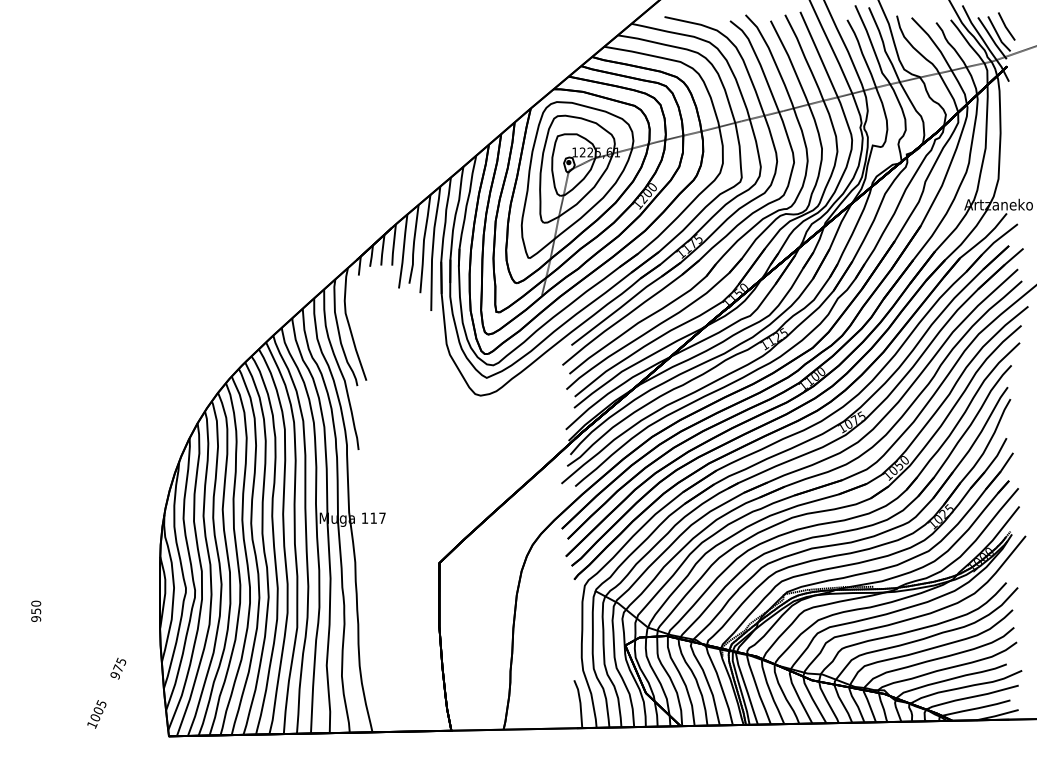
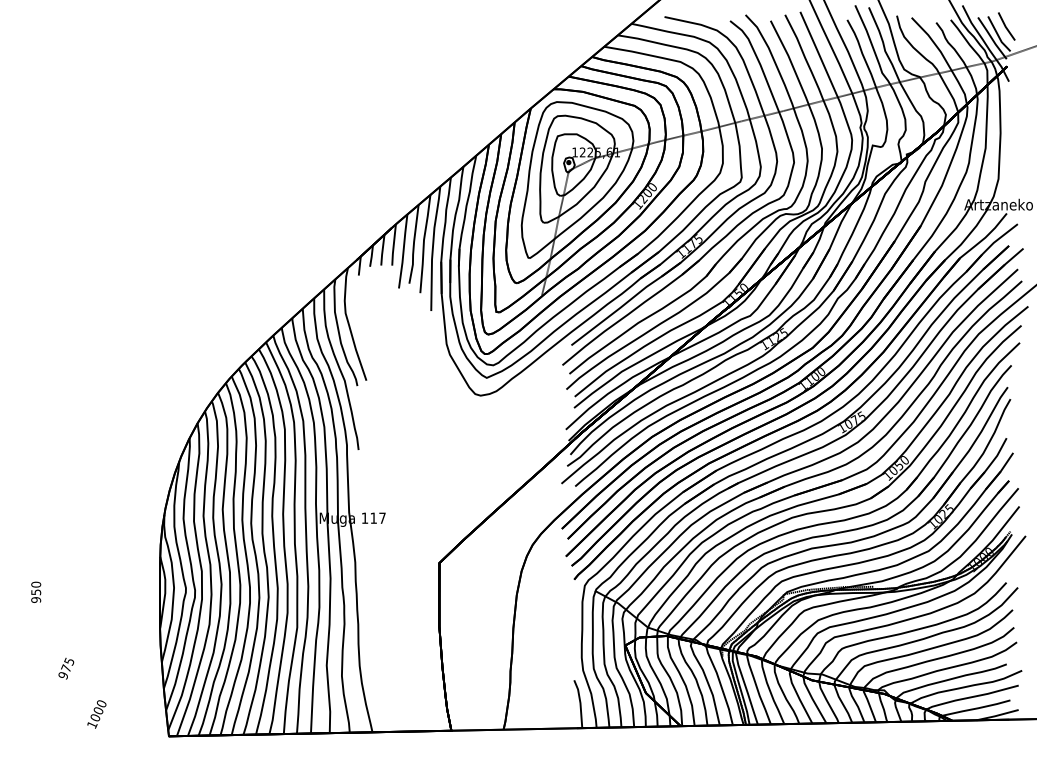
text position: (36, 610) -> (36, 591) (36, 591)
text position: (118, 668) -> (66, 668) (66, 668)
text: 1005 -> 1000 (100, 704)
